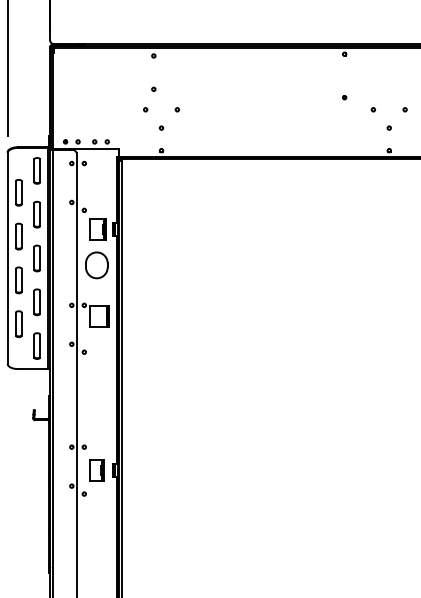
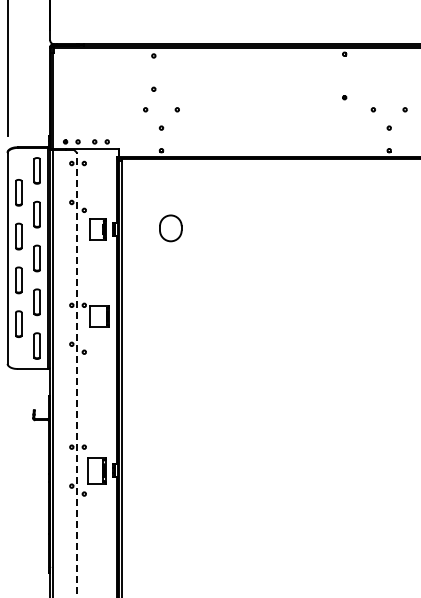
part position: (96, 265) -> (170, 228) (170, 228)
line: solid -> dashed (76, 375)
part size: 16x23 px -> 20x28 px (96, 470)
